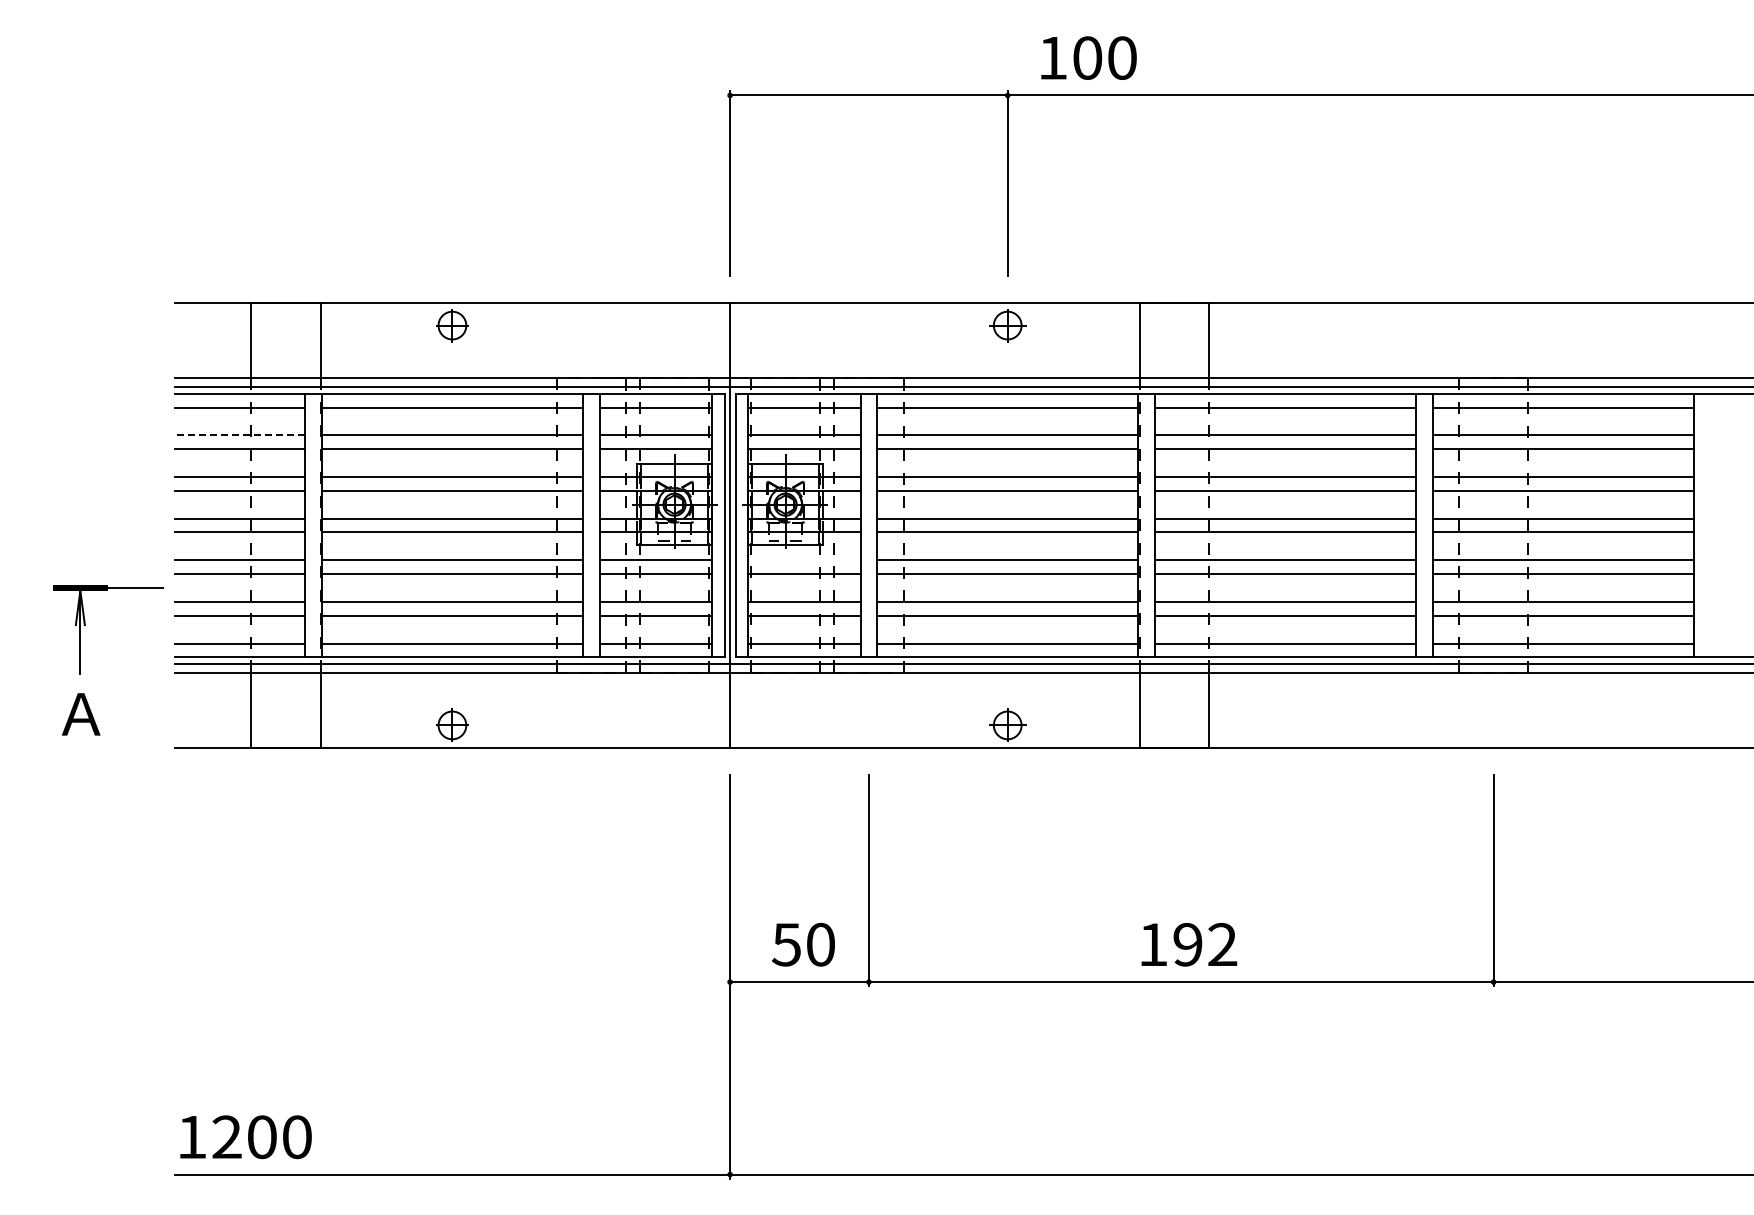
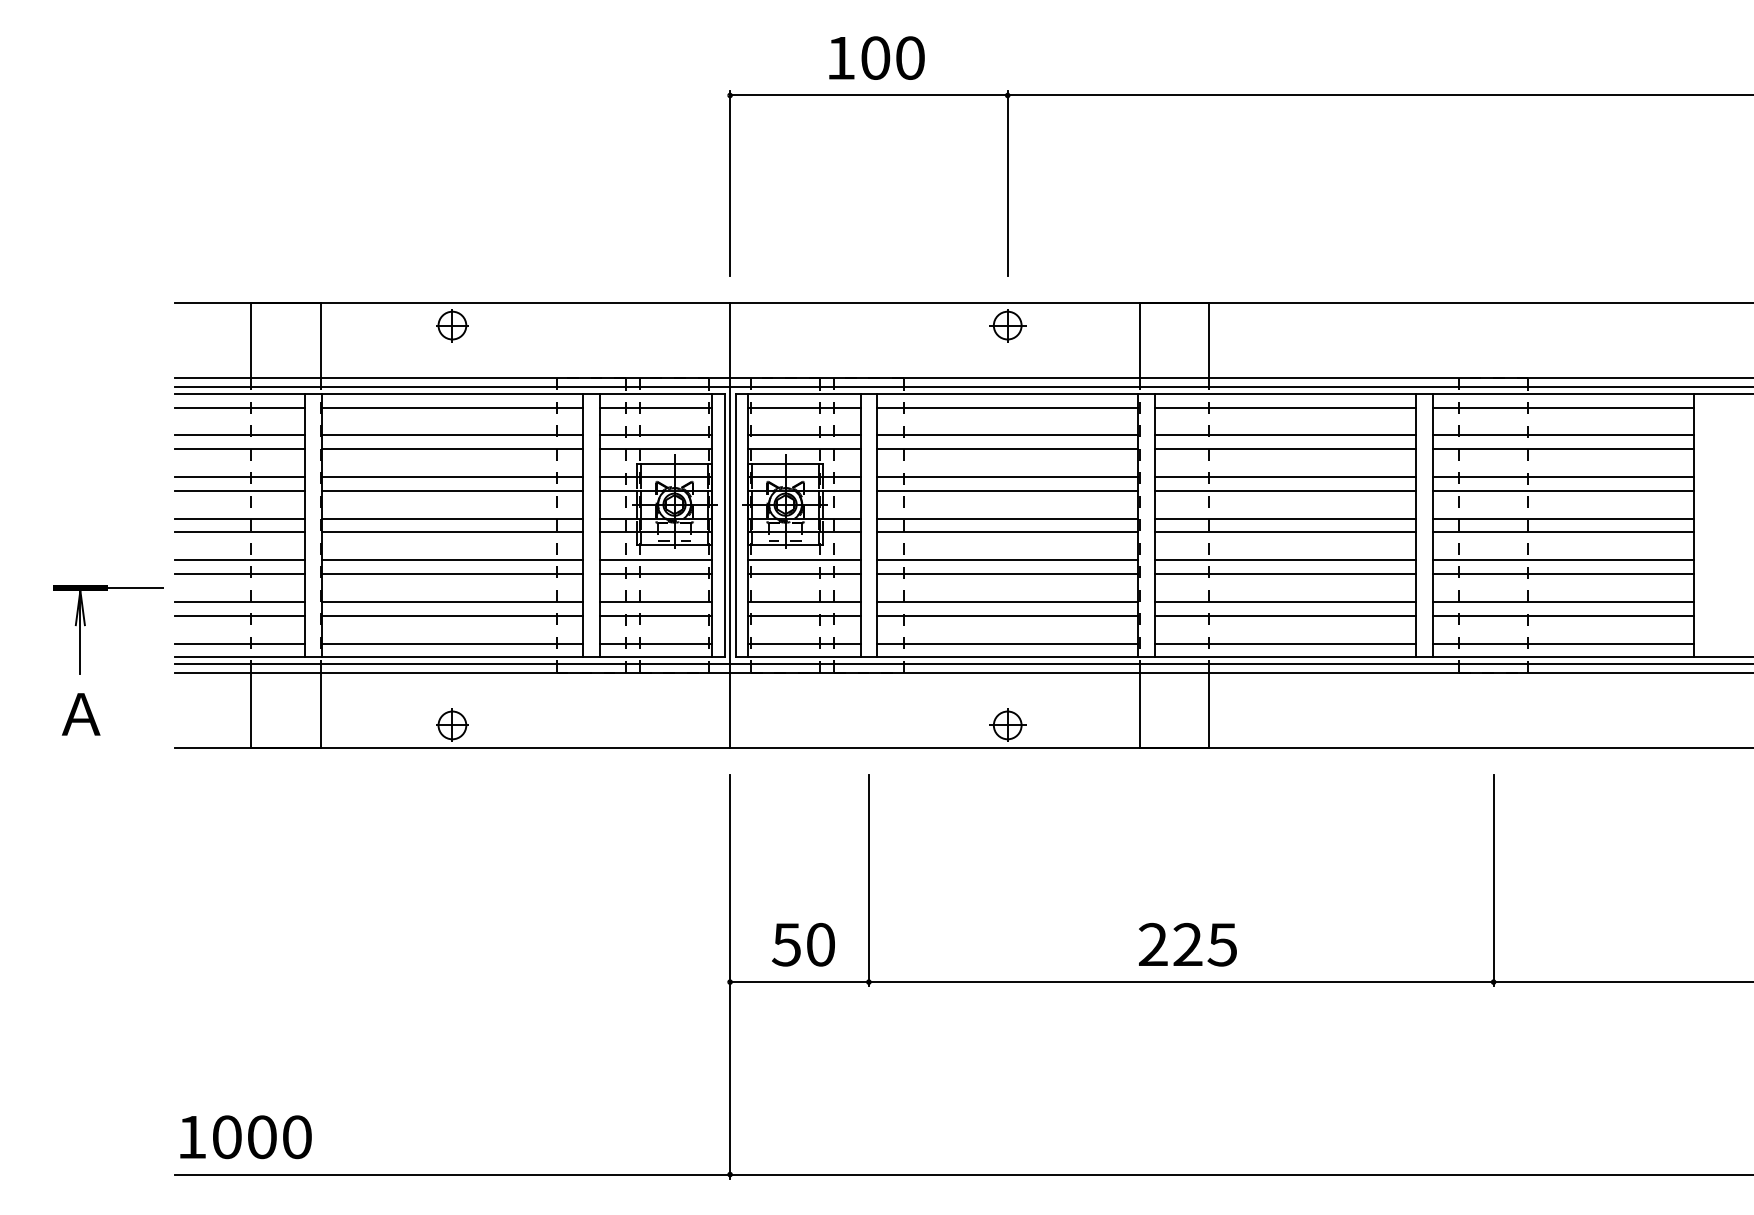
text position: (1088, 57) -> (876, 57) (876, 57)
line: dashed -> solid (239, 435)
line: none -> present (804, 560)
text: 192 -> 225 (1188, 944)
text: 1200 -> 1000 (226, 1137)
